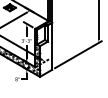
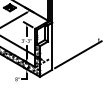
line: present -> none (98, 20)
